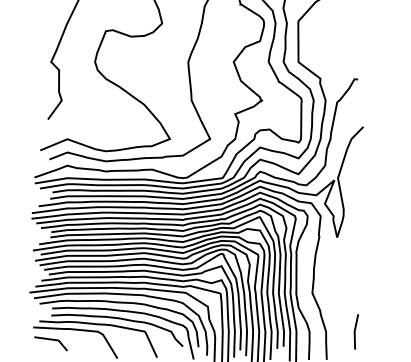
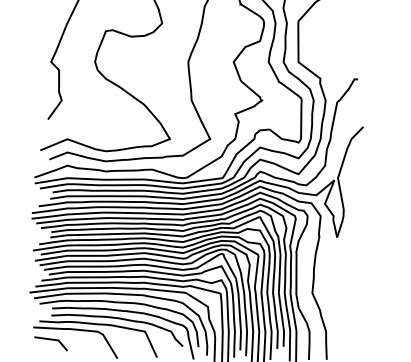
line: present -> none (355, 331)
